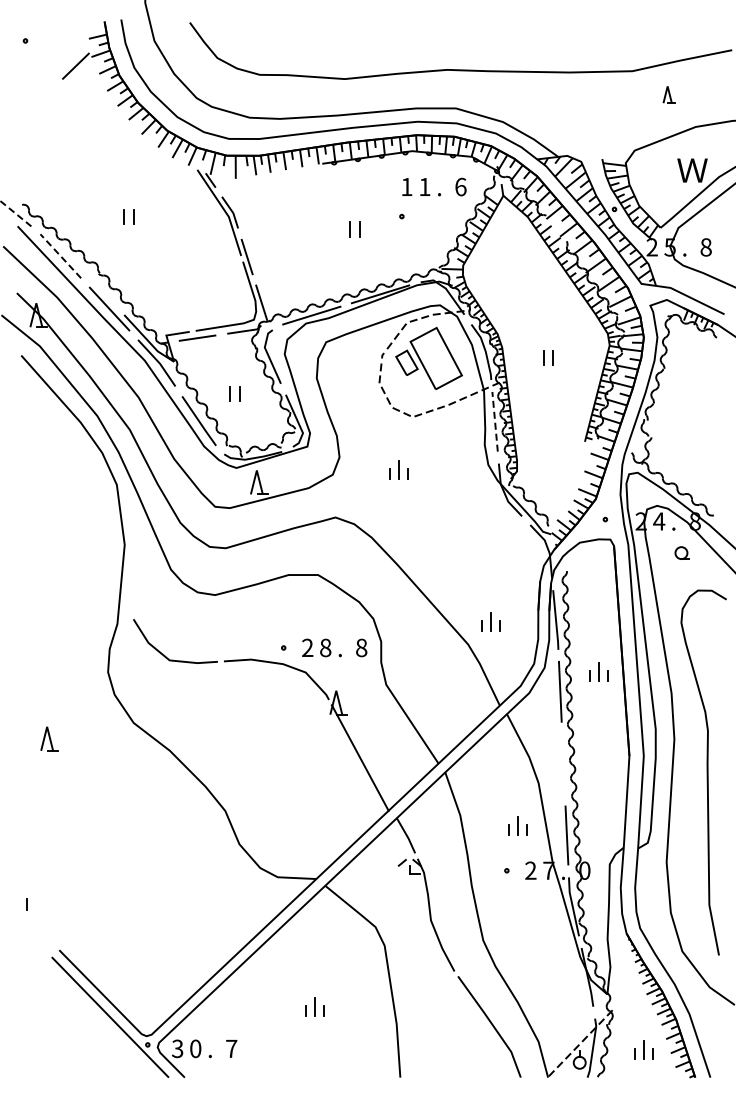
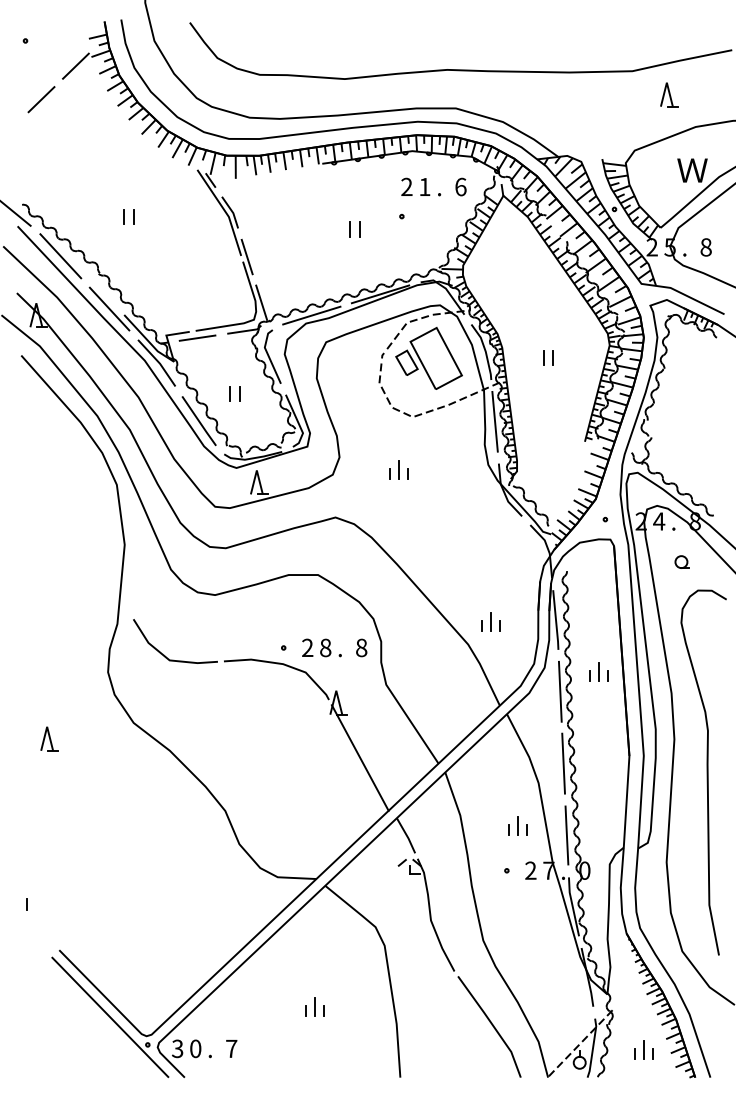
part size: 14x18 px -> 19x26 px (669, 94)
line: none -> present (41, 99)
text: 1 -> 2 (406, 186)
line: dashed -> solid (15, 213)
line: dashed -> solid (60, 256)
line: dashed -> solid (495, 421)
part position: (681, 552) -> (681, 561) (681, 561)
line: none -> present (563, 763)
